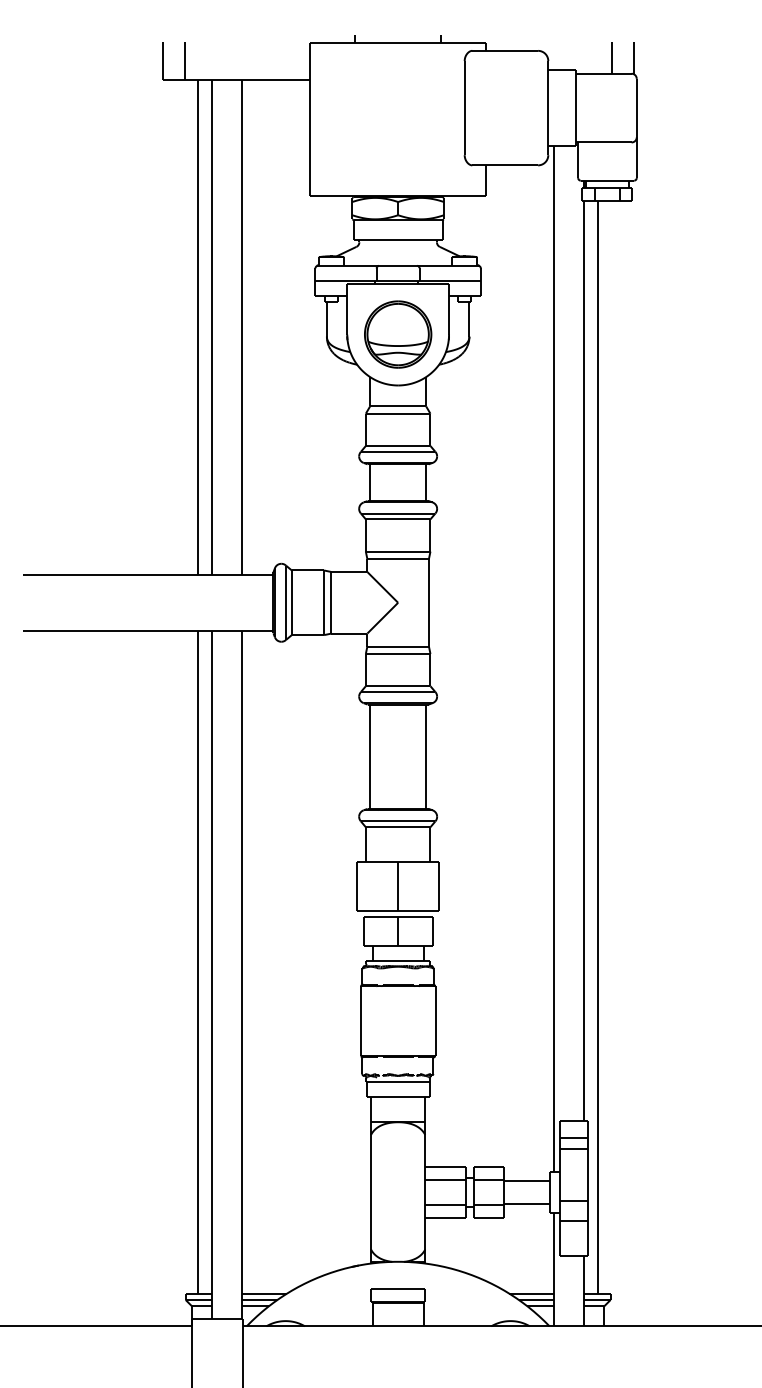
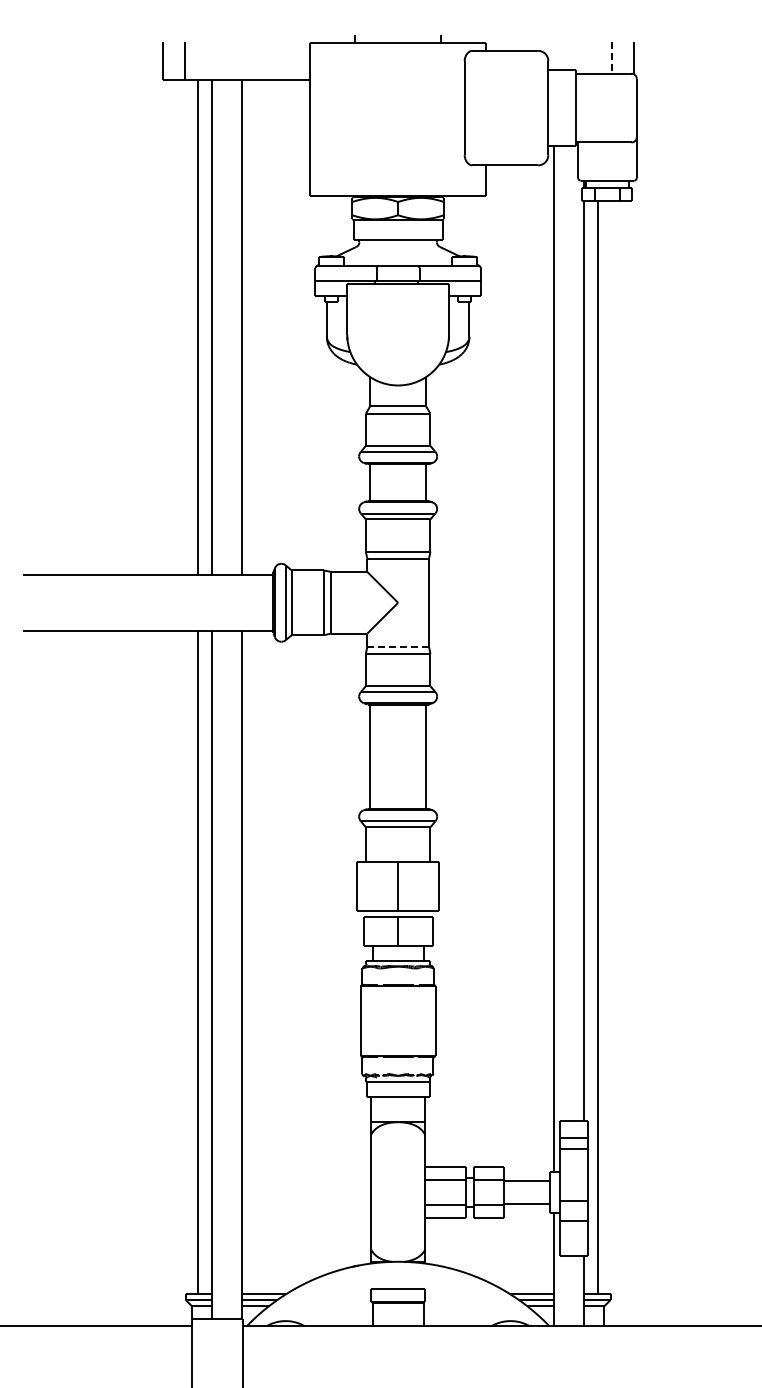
line: solid -> dashed (611, 58)
part: present -> none (398, 334)
line: solid -> dashed (401, 646)
